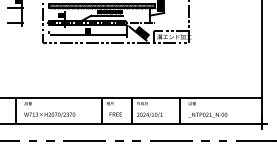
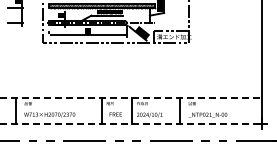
line: solid -> dashed (131, 97)
line: solid -> dashed (131, 123)
